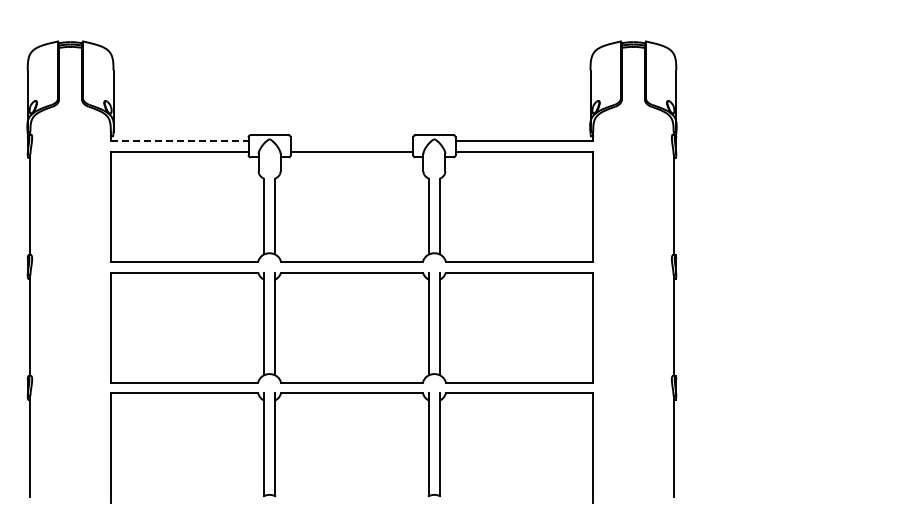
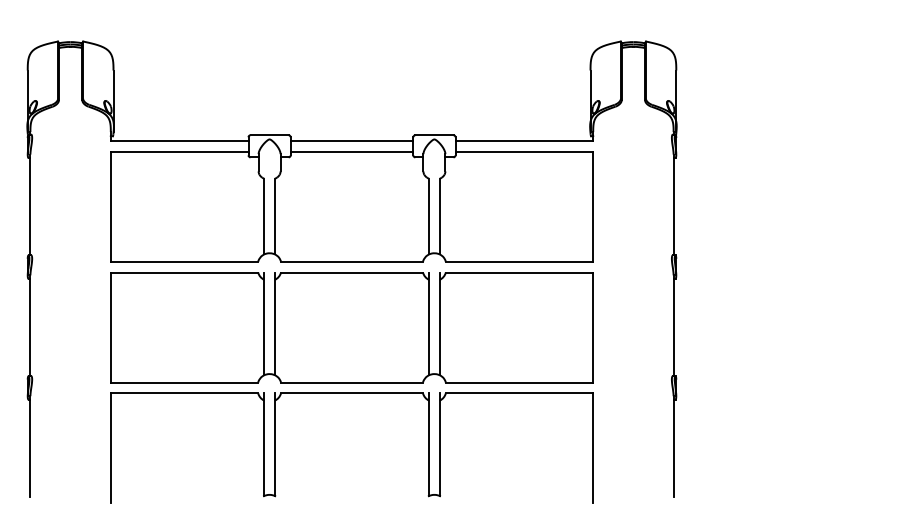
line: dashed -> solid (179, 140)
line: none -> present (351, 140)
